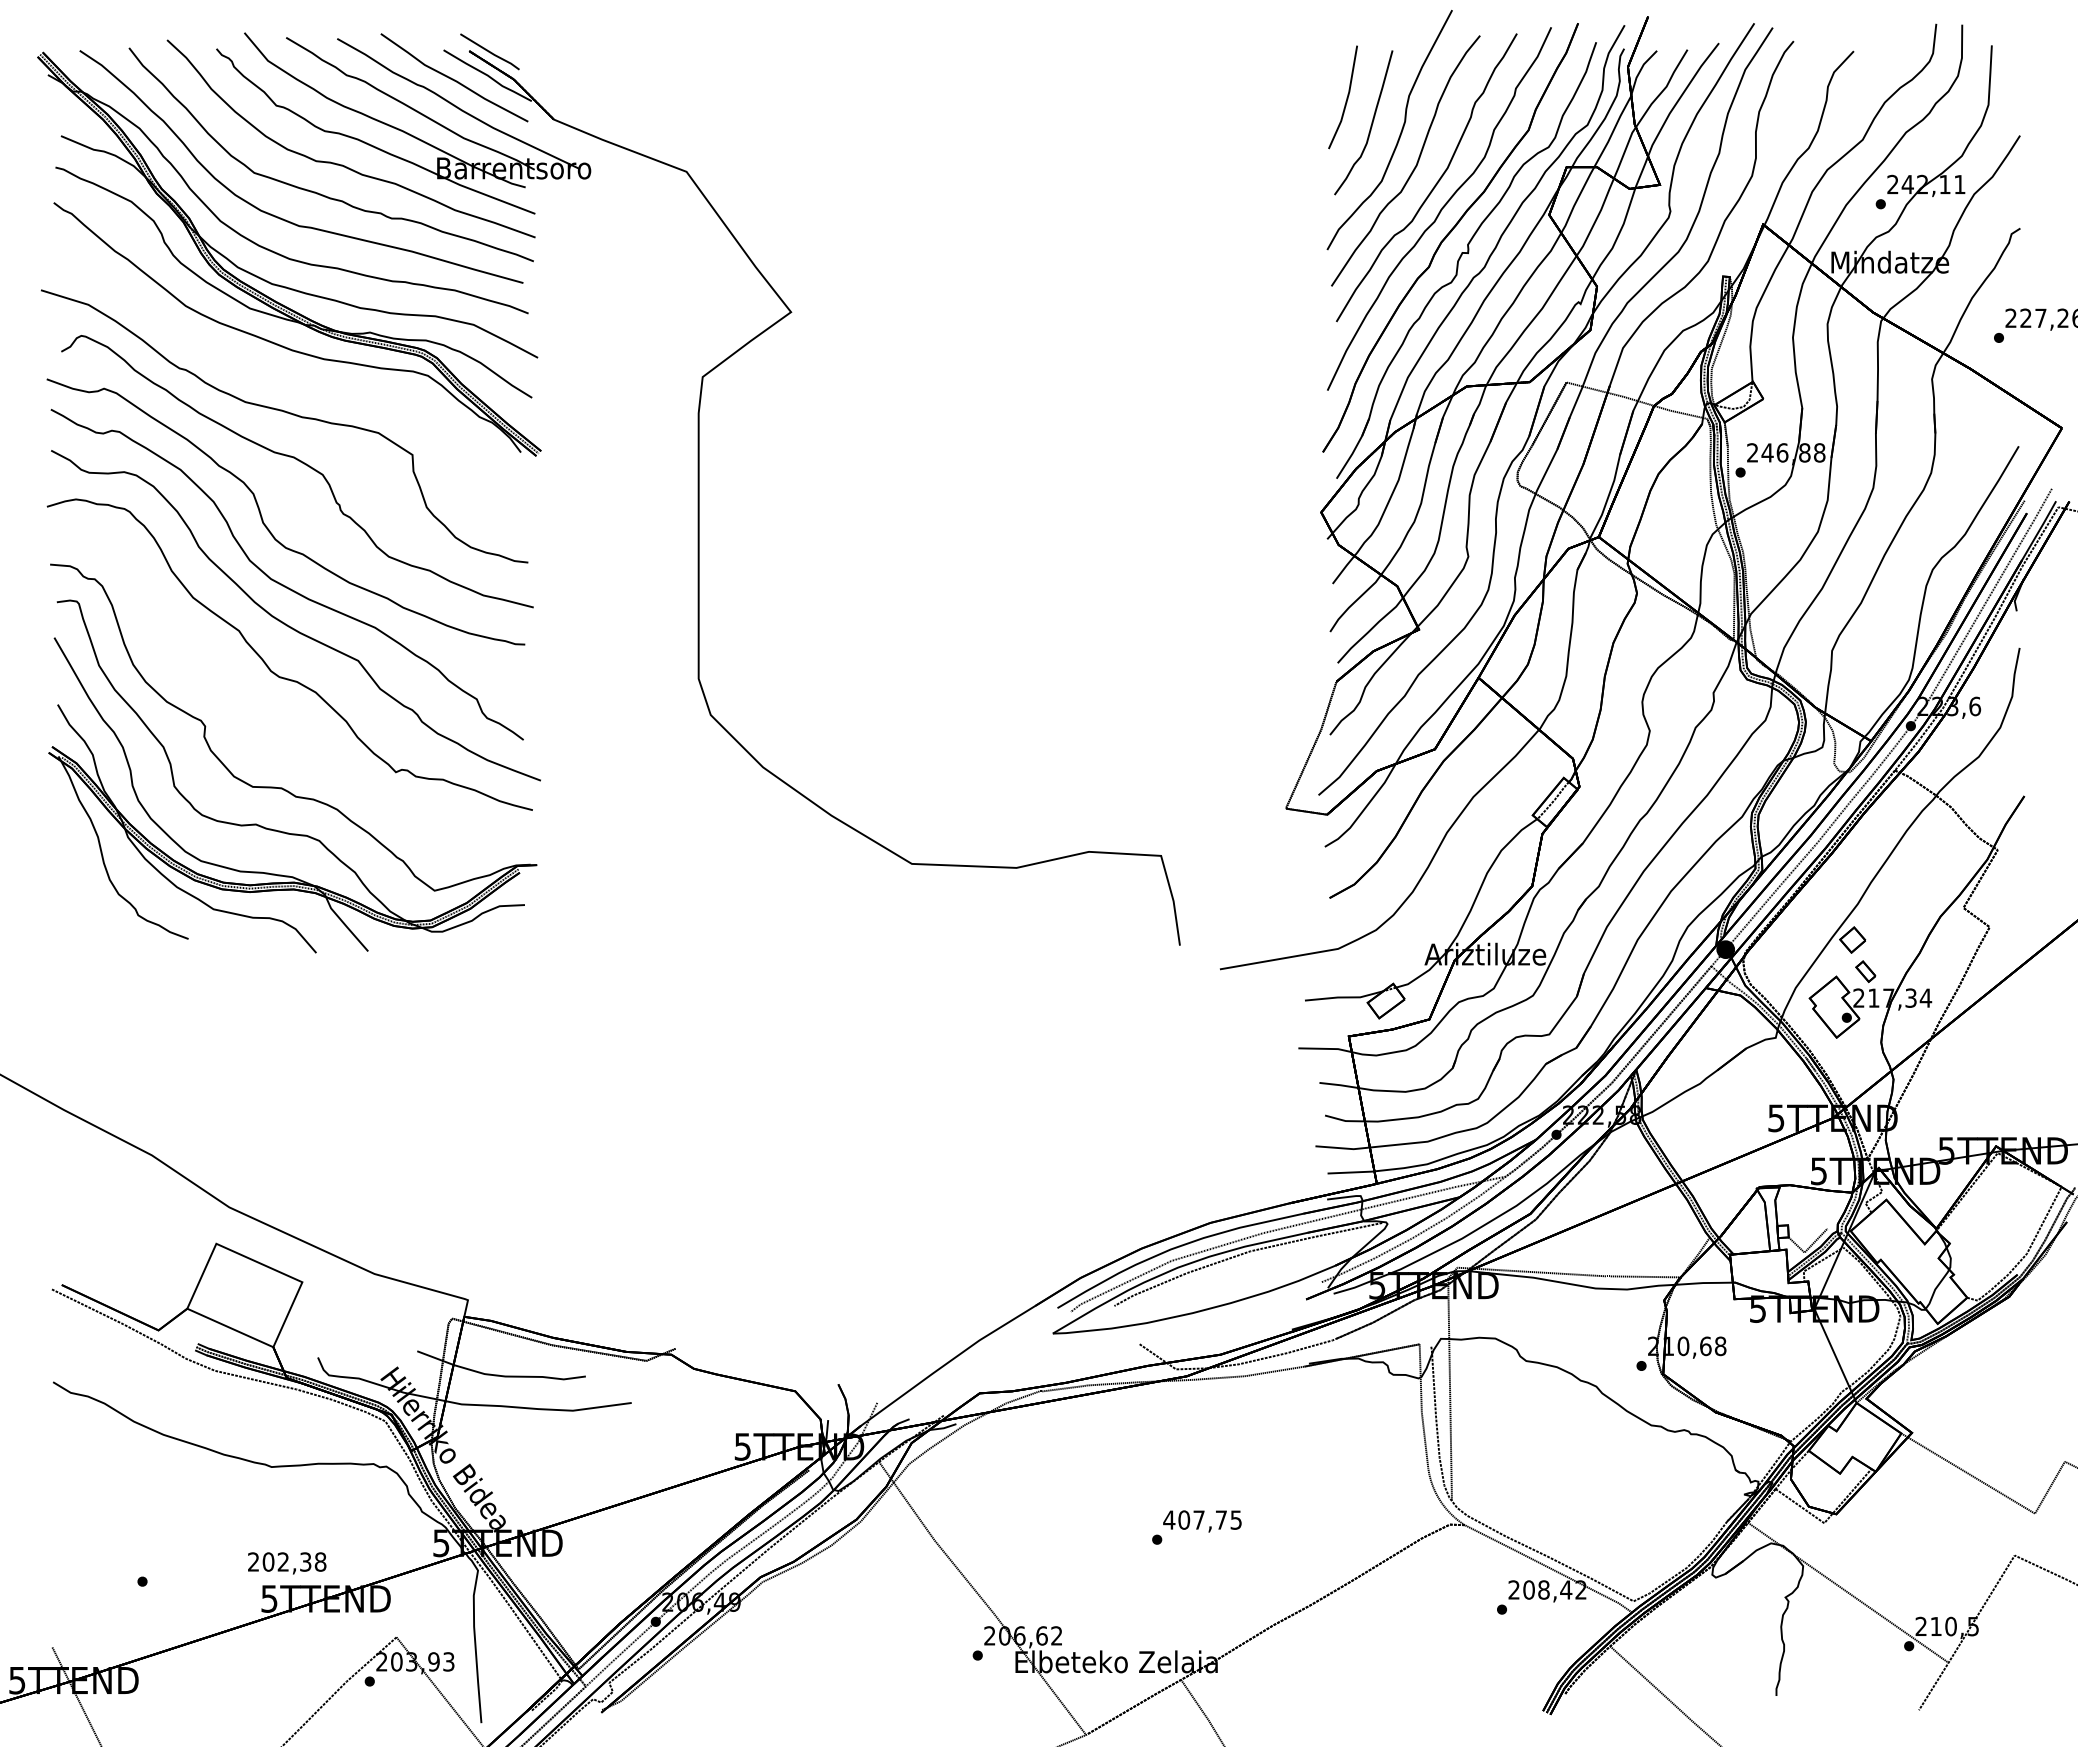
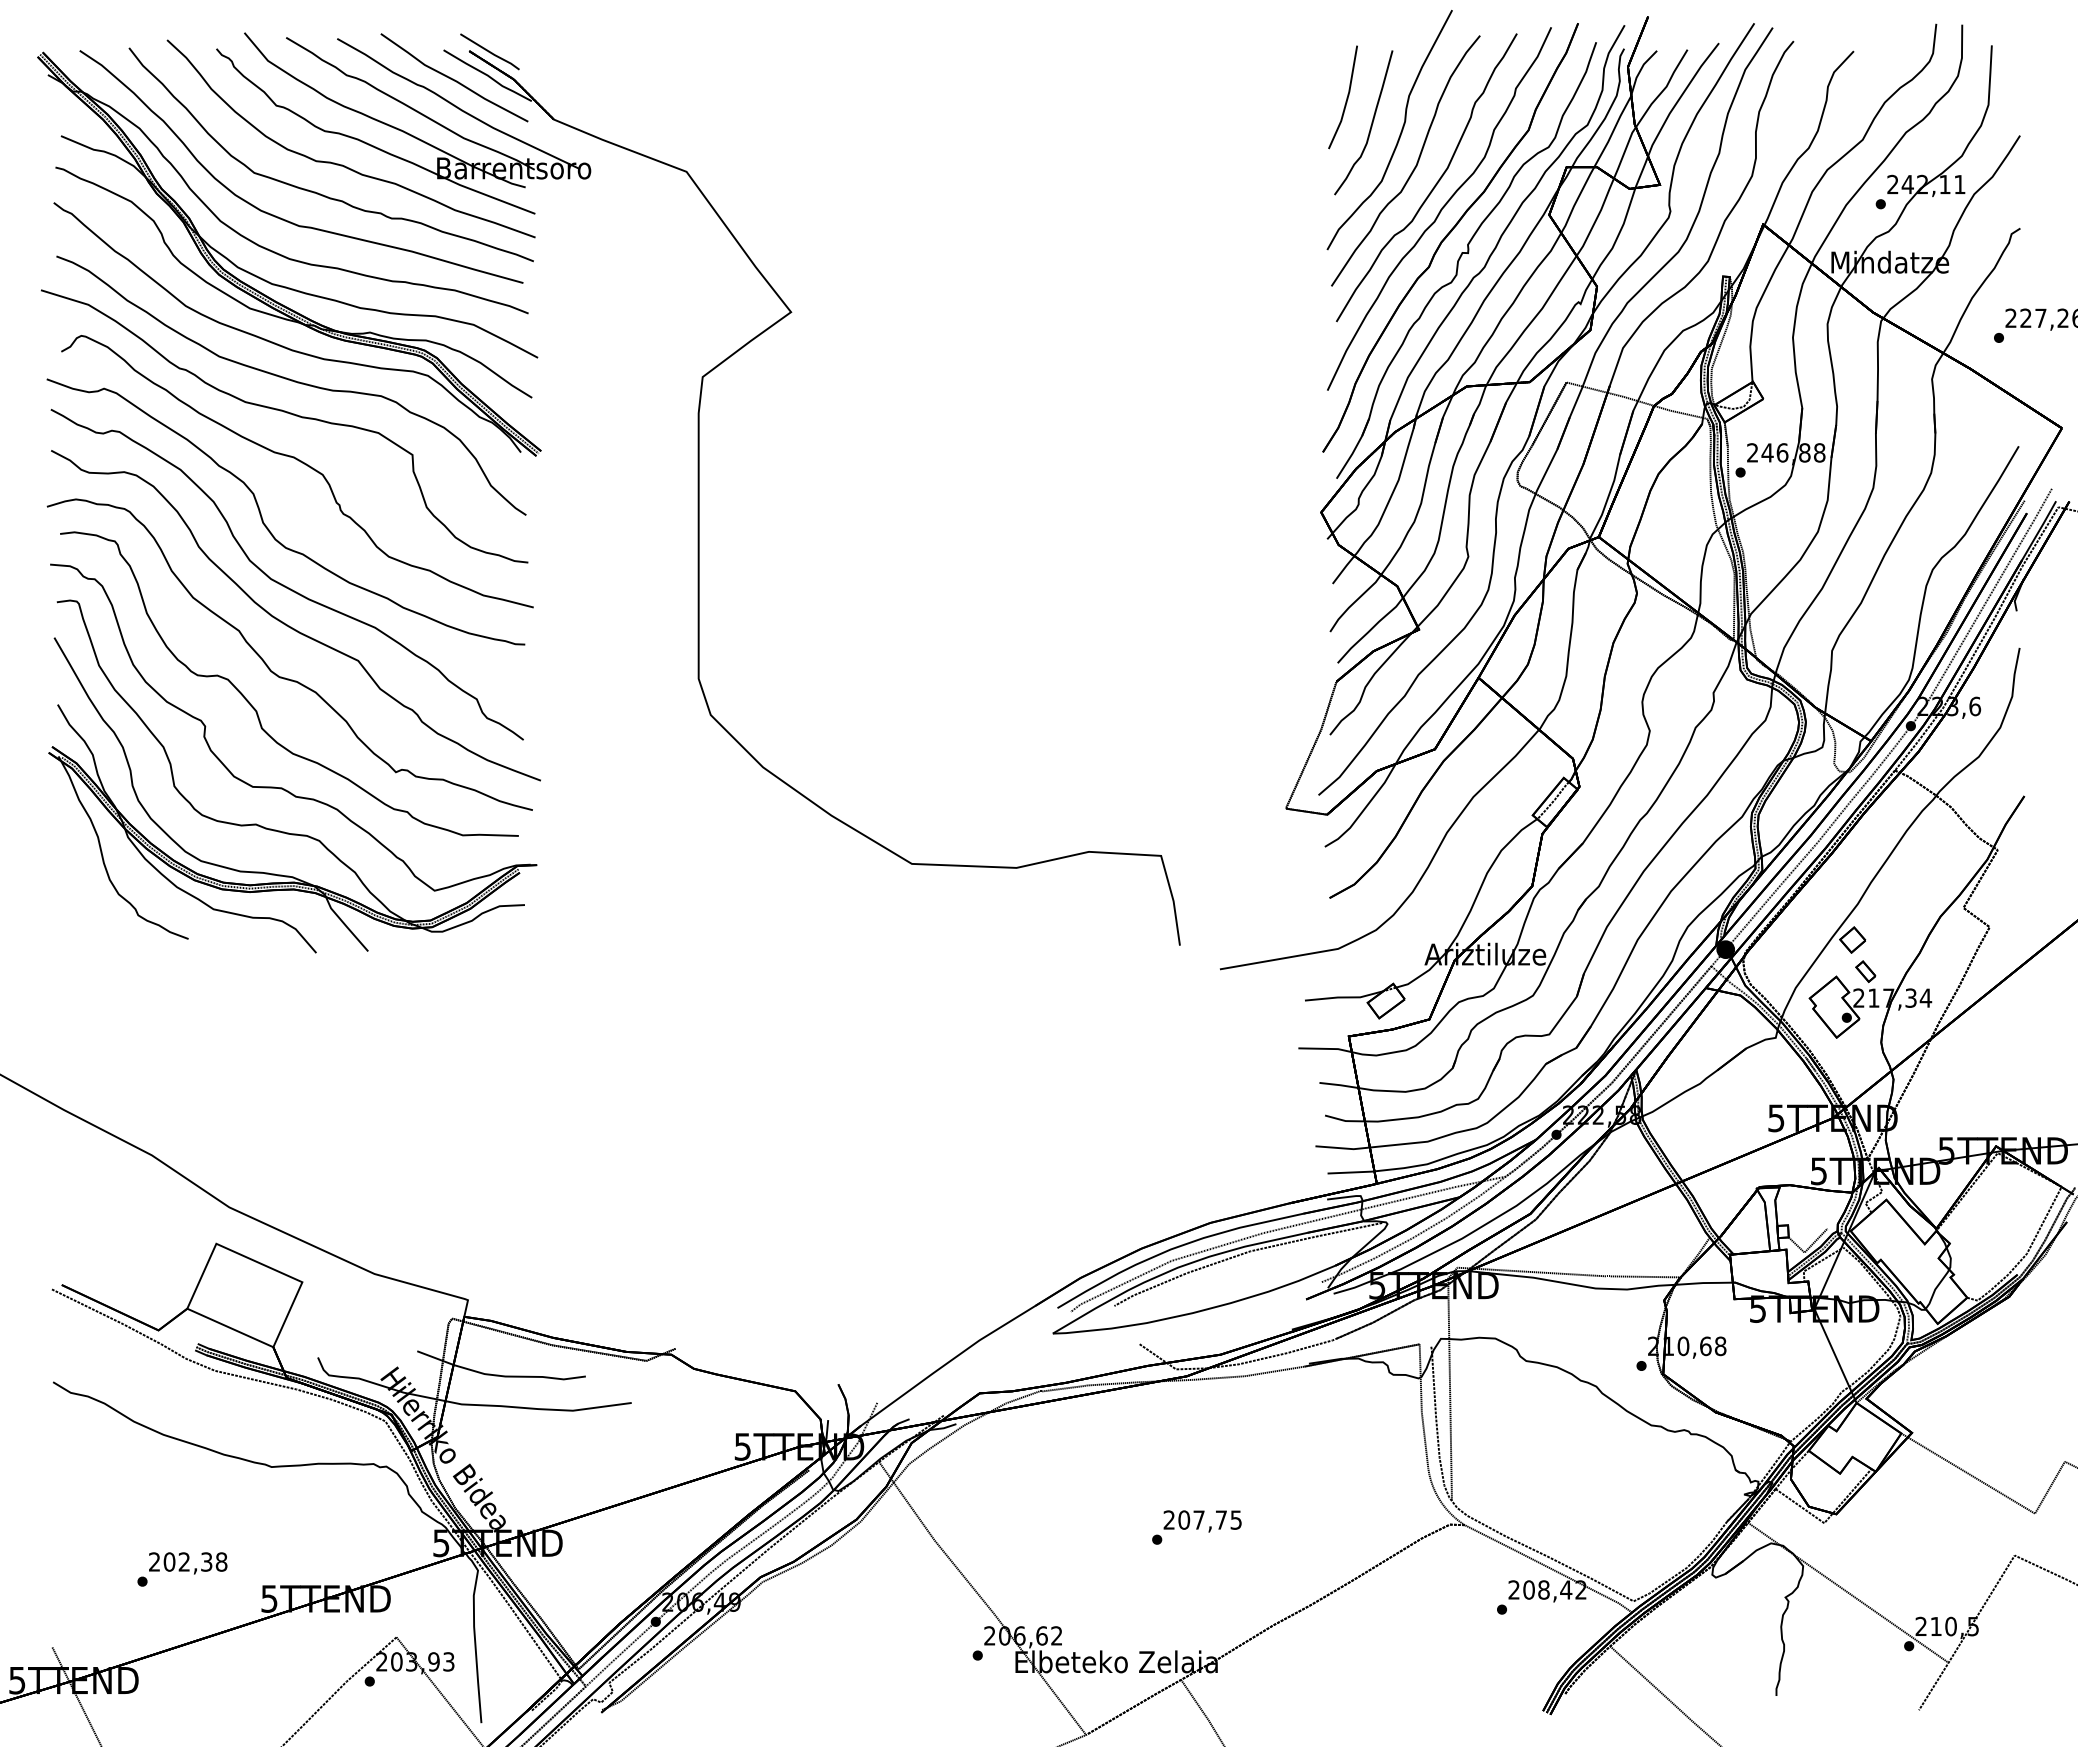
curve: none -> present (291, 381)
curve: none -> present (256, 709)
text: 407,75 -> 207,75 (1169, 1519)
text position: (287, 1563) -> (188, 1563) (188, 1563)
